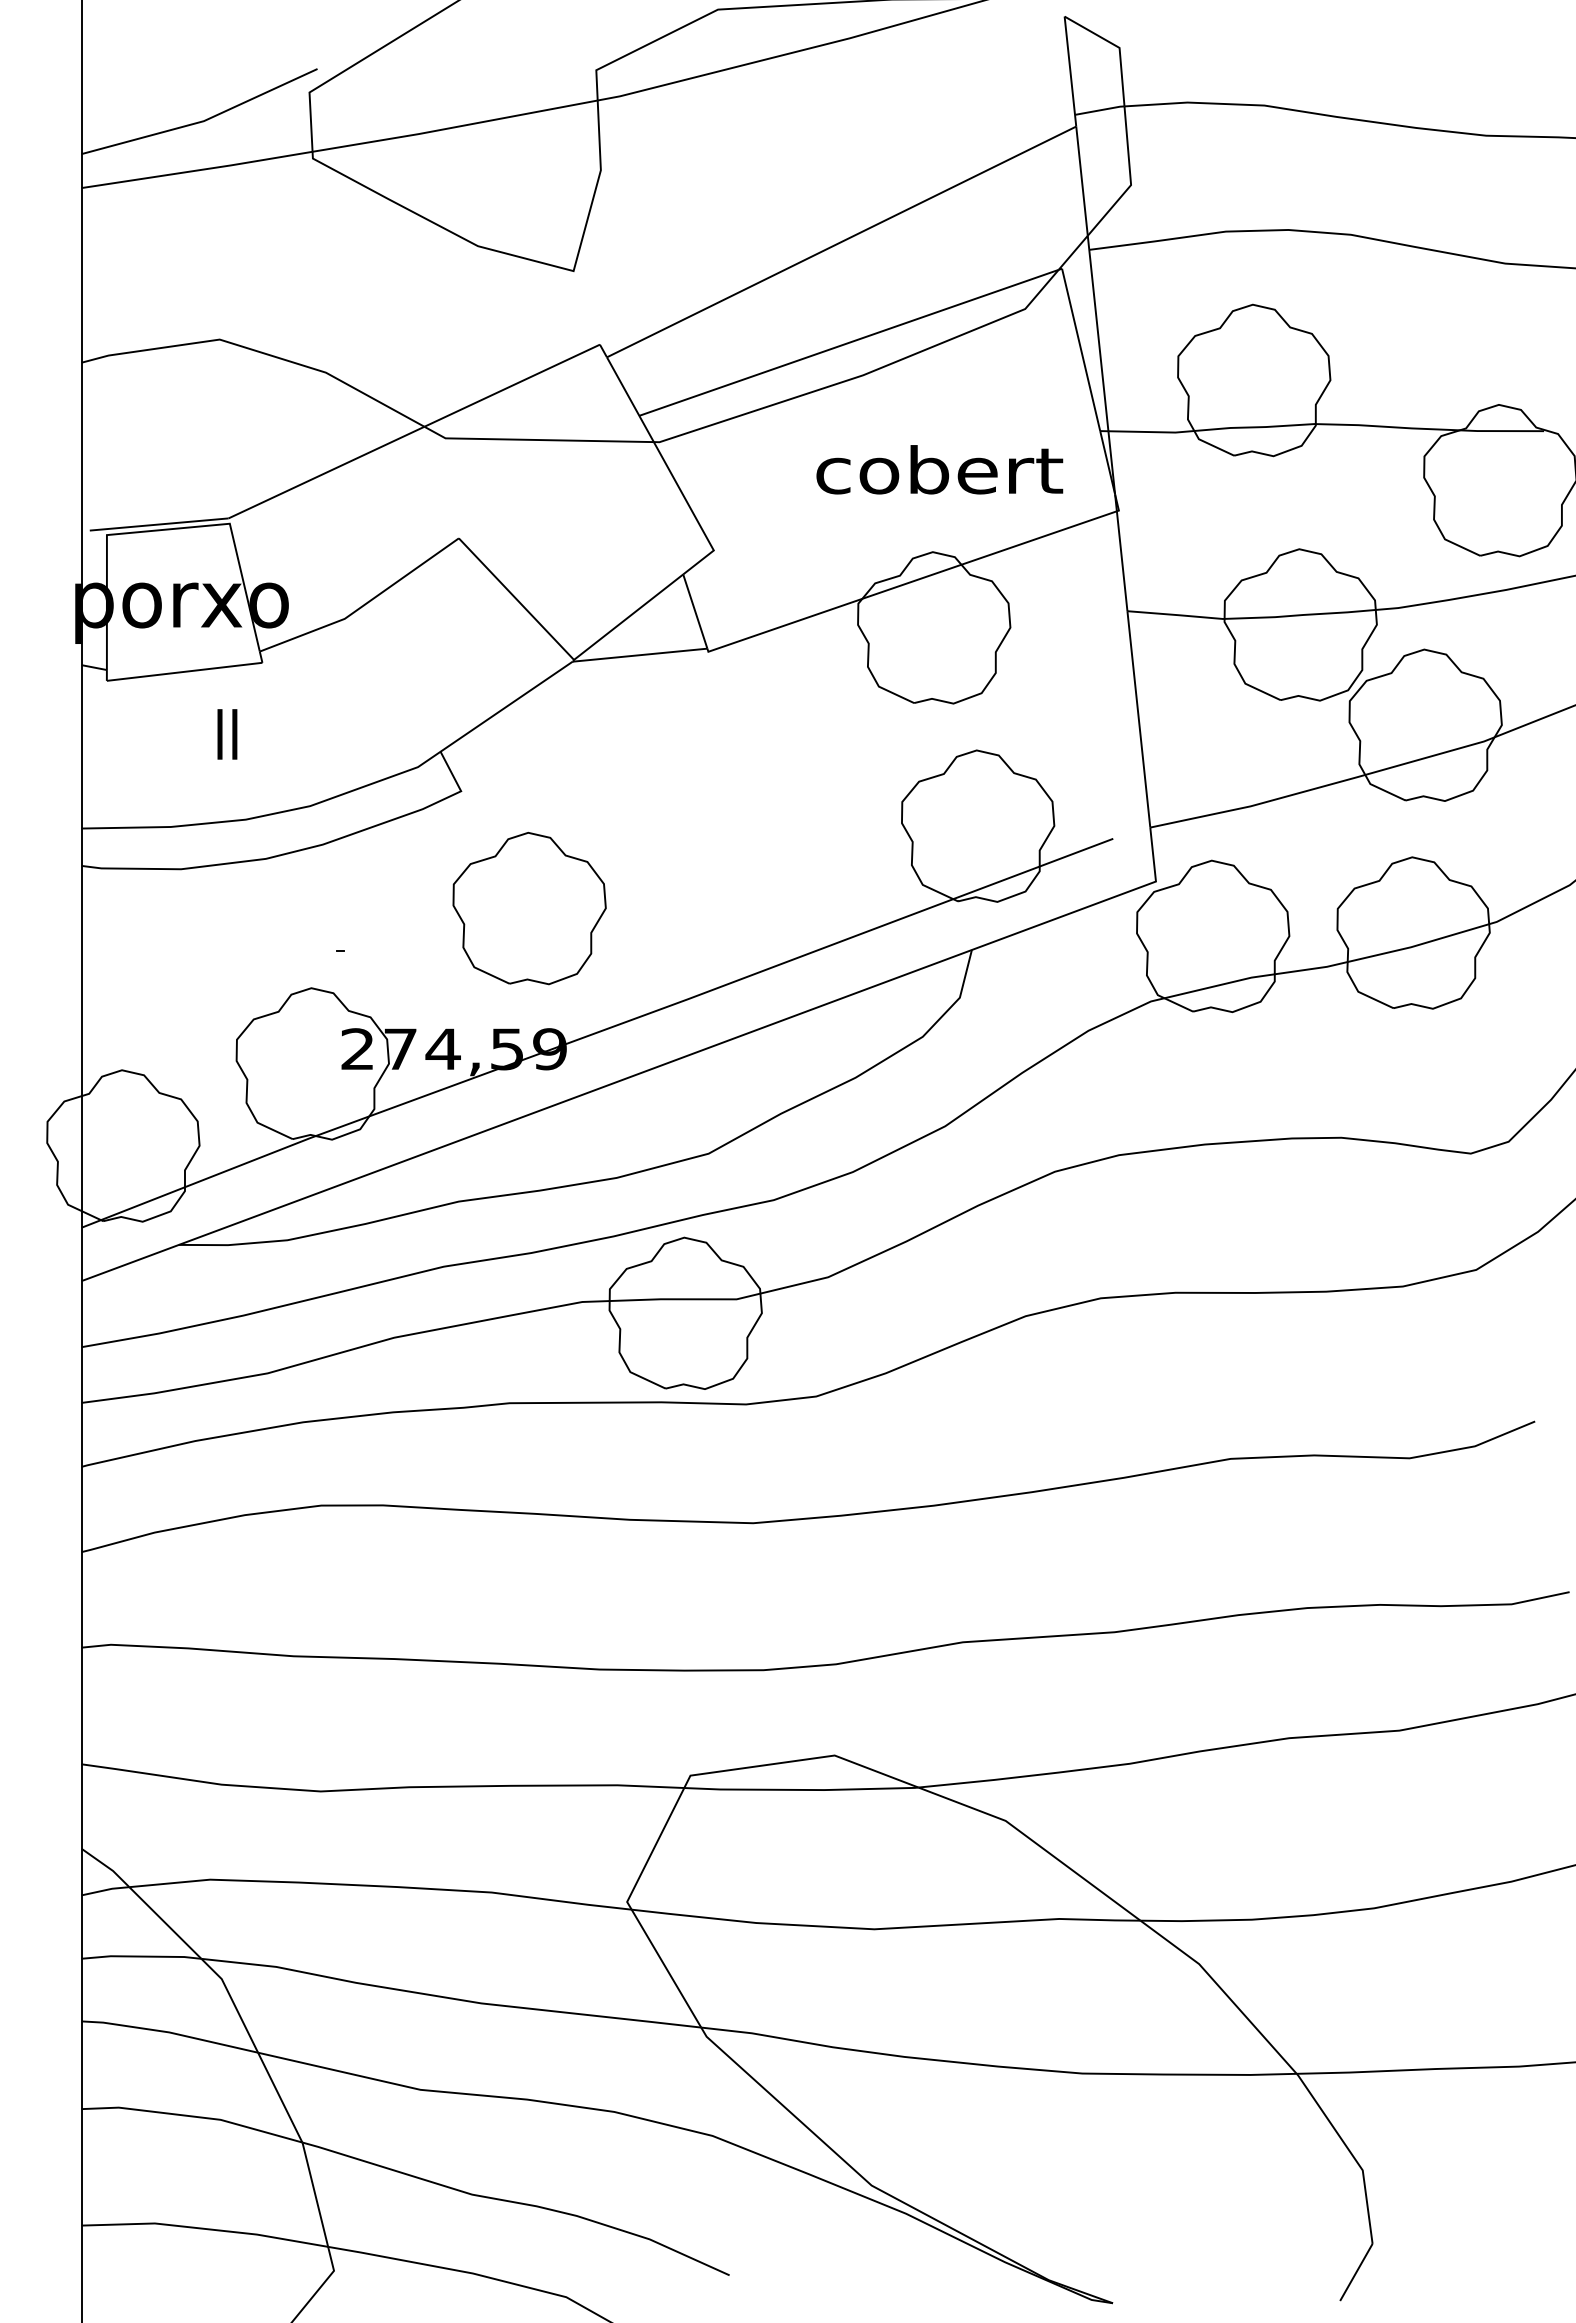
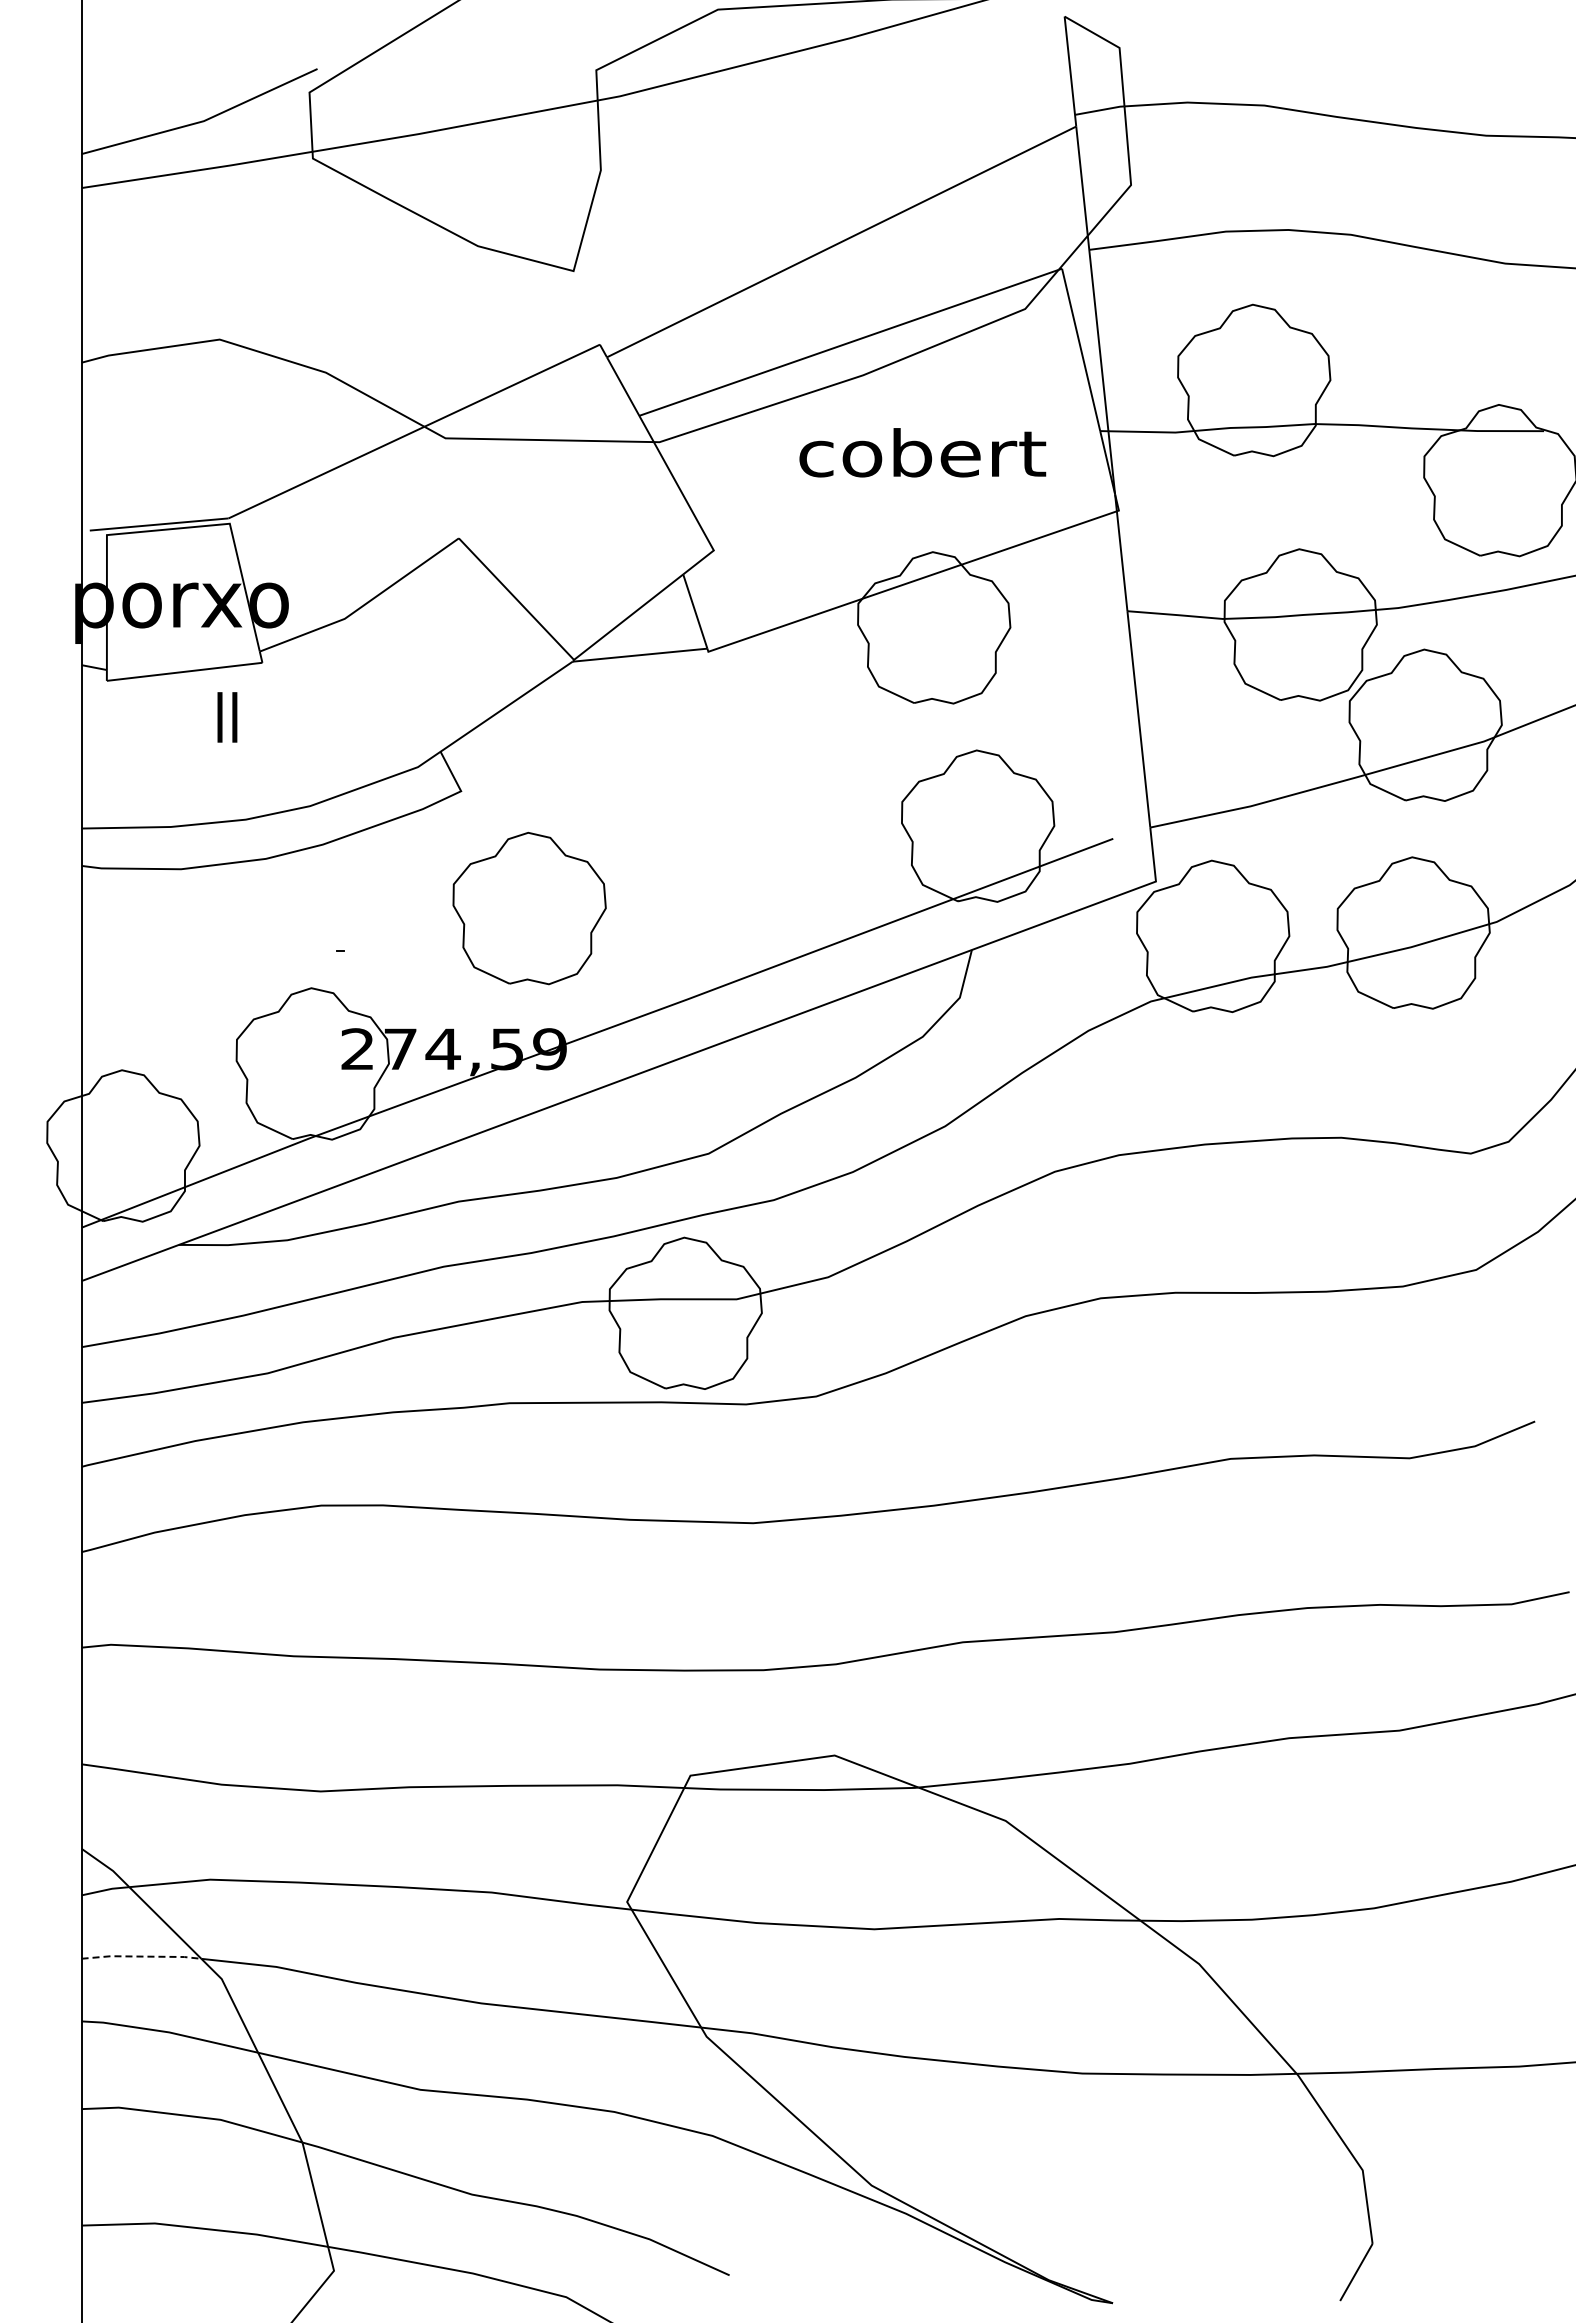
text position: (939, 469) -> (922, 452) (922, 452)
text position: (227, 734) -> (227, 717) (227, 717)
line: solid -> dashed (141, 1956)
